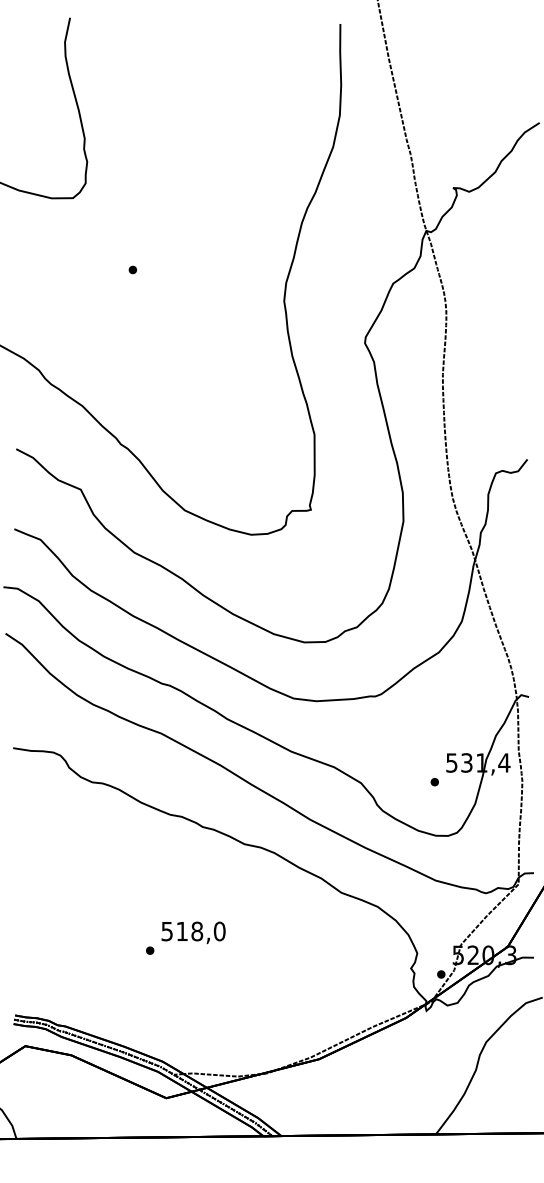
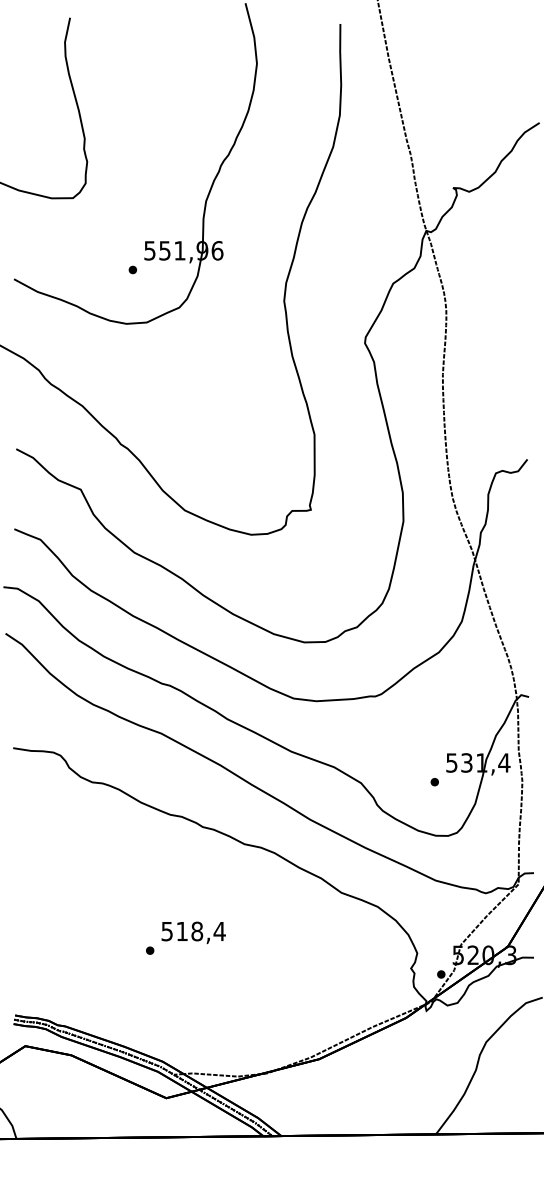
part: none -> present (207, 194)
text: 518,0 -> 518,4 (219, 931)
